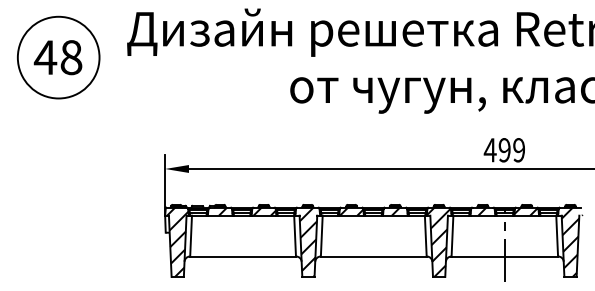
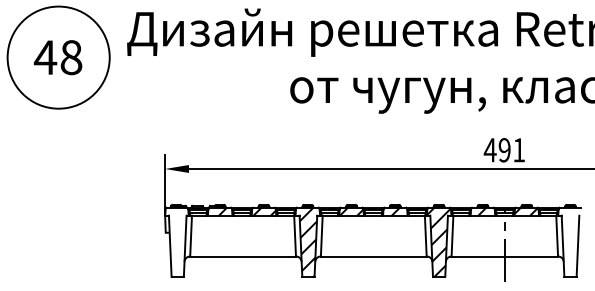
circle diameter: 82 px -> 102 px (58, 57)
text: 499 -> 491 (518, 150)
hatch: present -> none (177, 241)
hatch: present -> none (571, 241)
